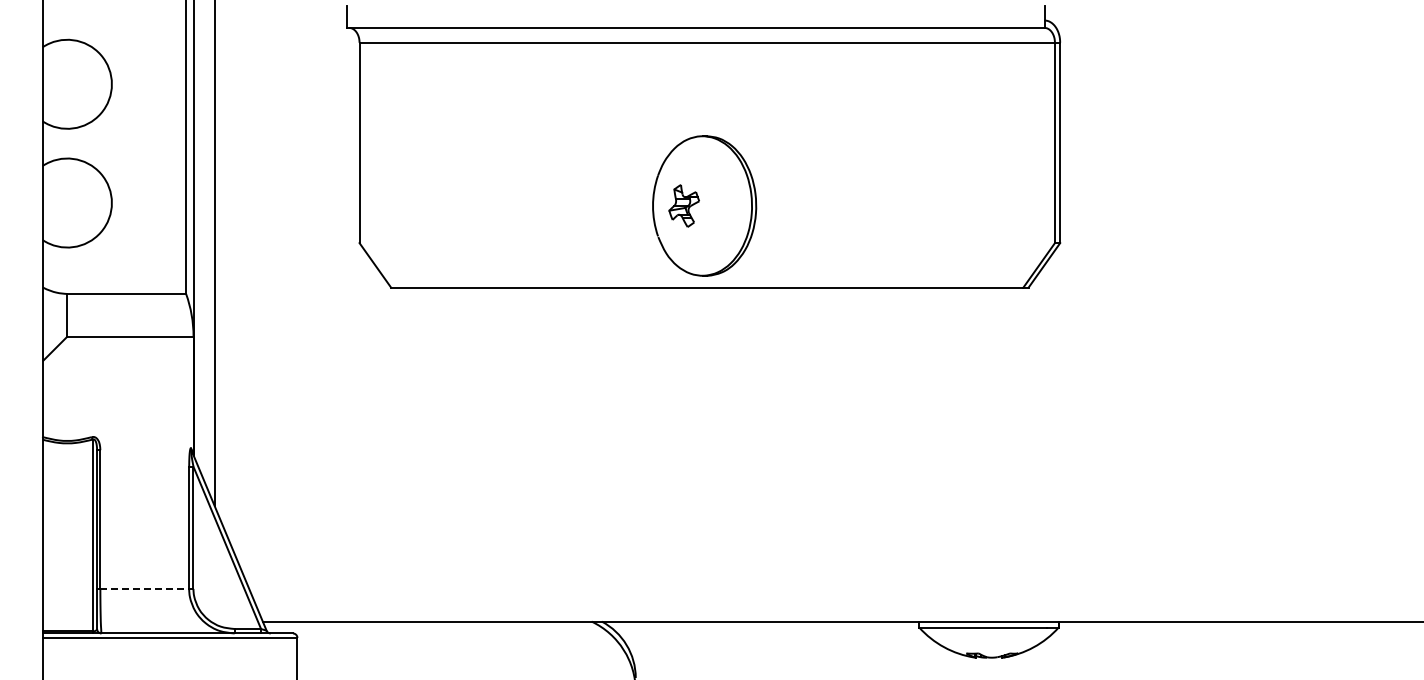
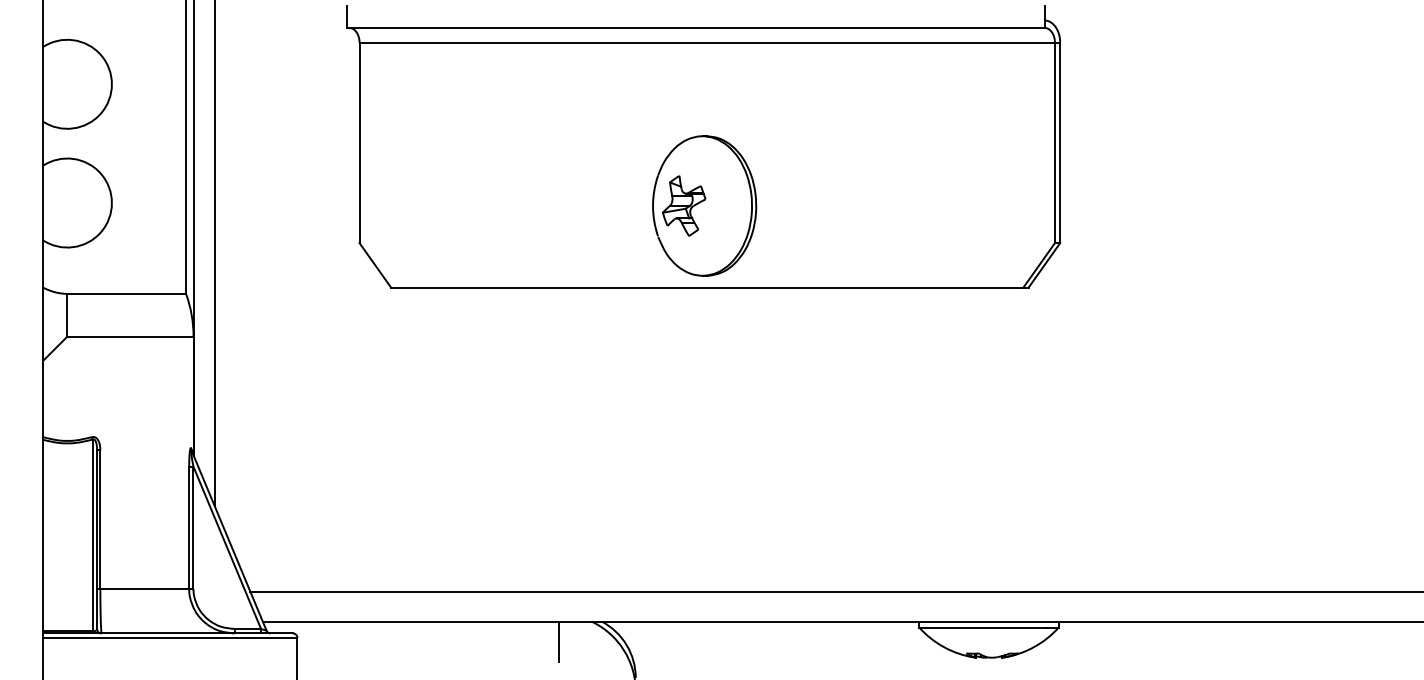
part size: 32x44 px -> 45x62 px (684, 205)
line: dashed -> solid (145, 588)
line: none -> present (835, 591)
line: none -> present (558, 641)
